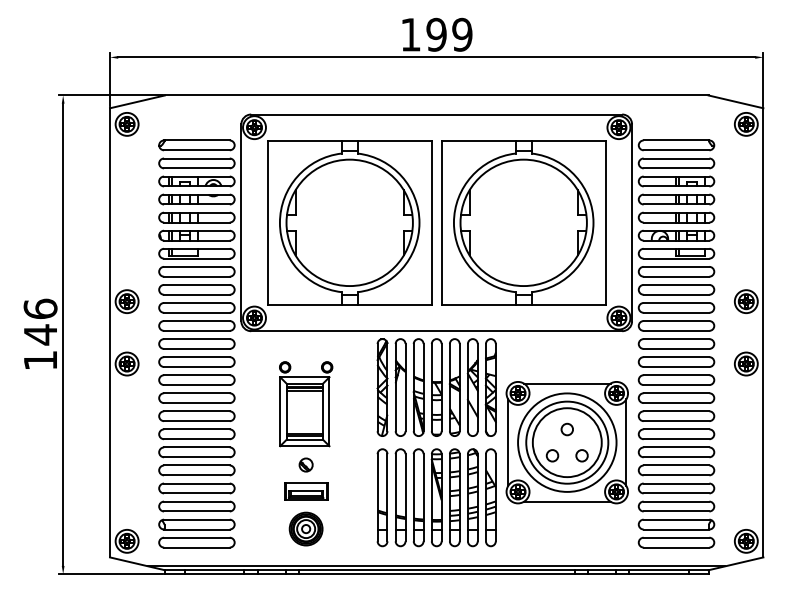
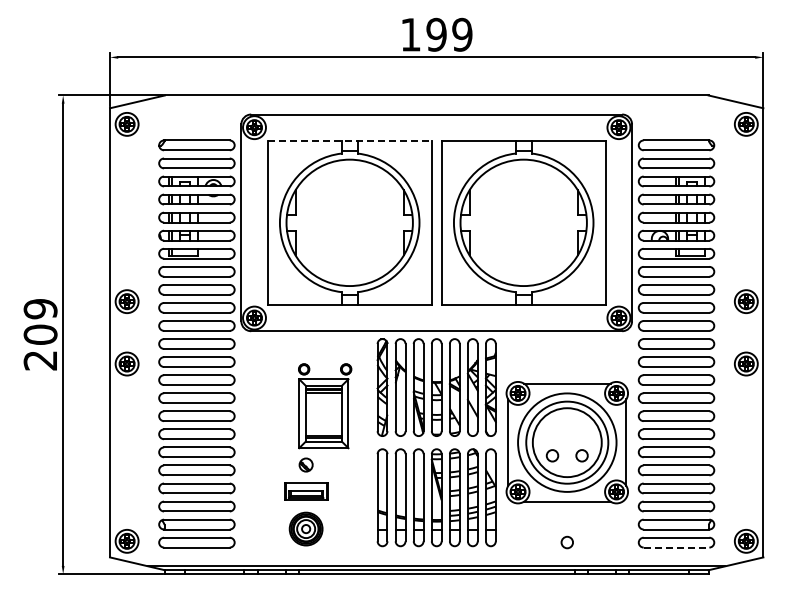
line: solid -> dashed (350, 140)
text: 146 -> 209 (40, 334)
part position: (306, 404) -> (325, 406) (325, 406)
circle position: (566, 429) -> (566, 542) (566, 542)
line: solid -> dashed (676, 547)
